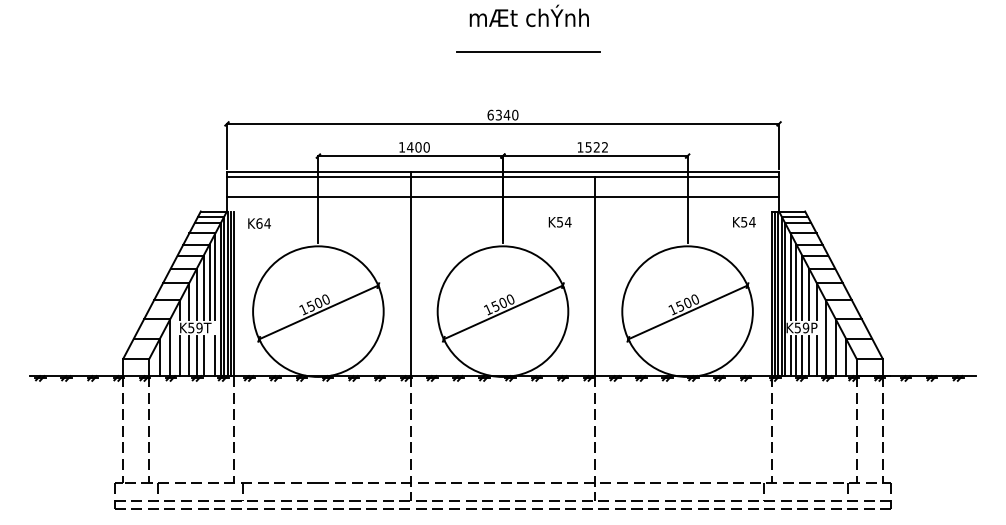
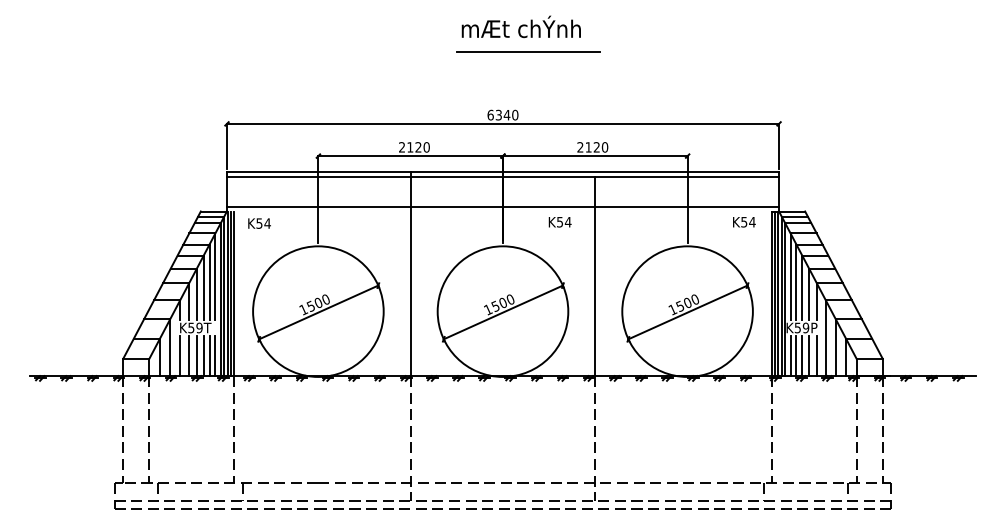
text position: (528, 15) -> (520, 26) (520, 26)
text: 1400 -> 2120 (410, 147)
text: 1522 -> 2120 (592, 147)
line position: (502, 197) -> (502, 207) (502, 207)
text: K64 -> K54 (259, 223)
line: none -> present (209, 355)
